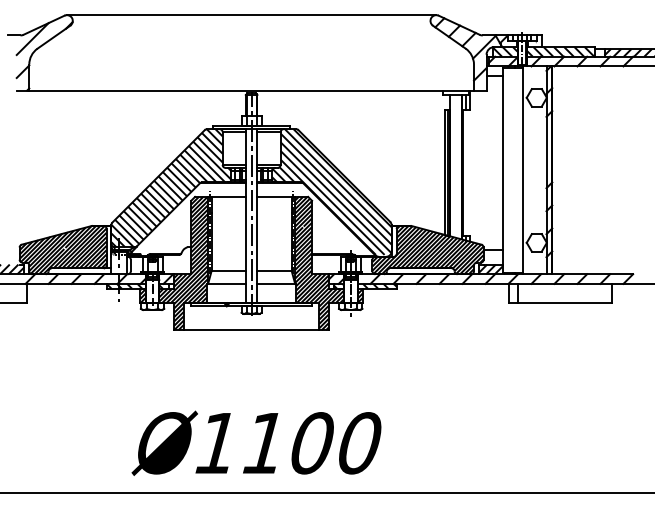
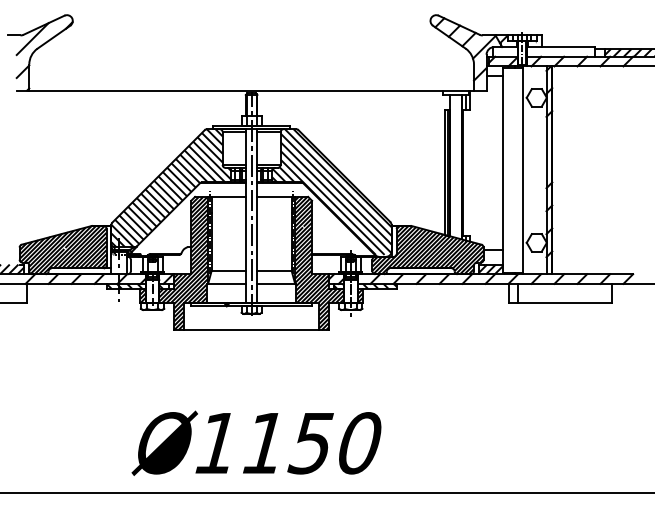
line: present -> none (251, 15)
hatch: present -> none (543, 51)
text: Ø1100 -> Ø1150 (310, 443)
